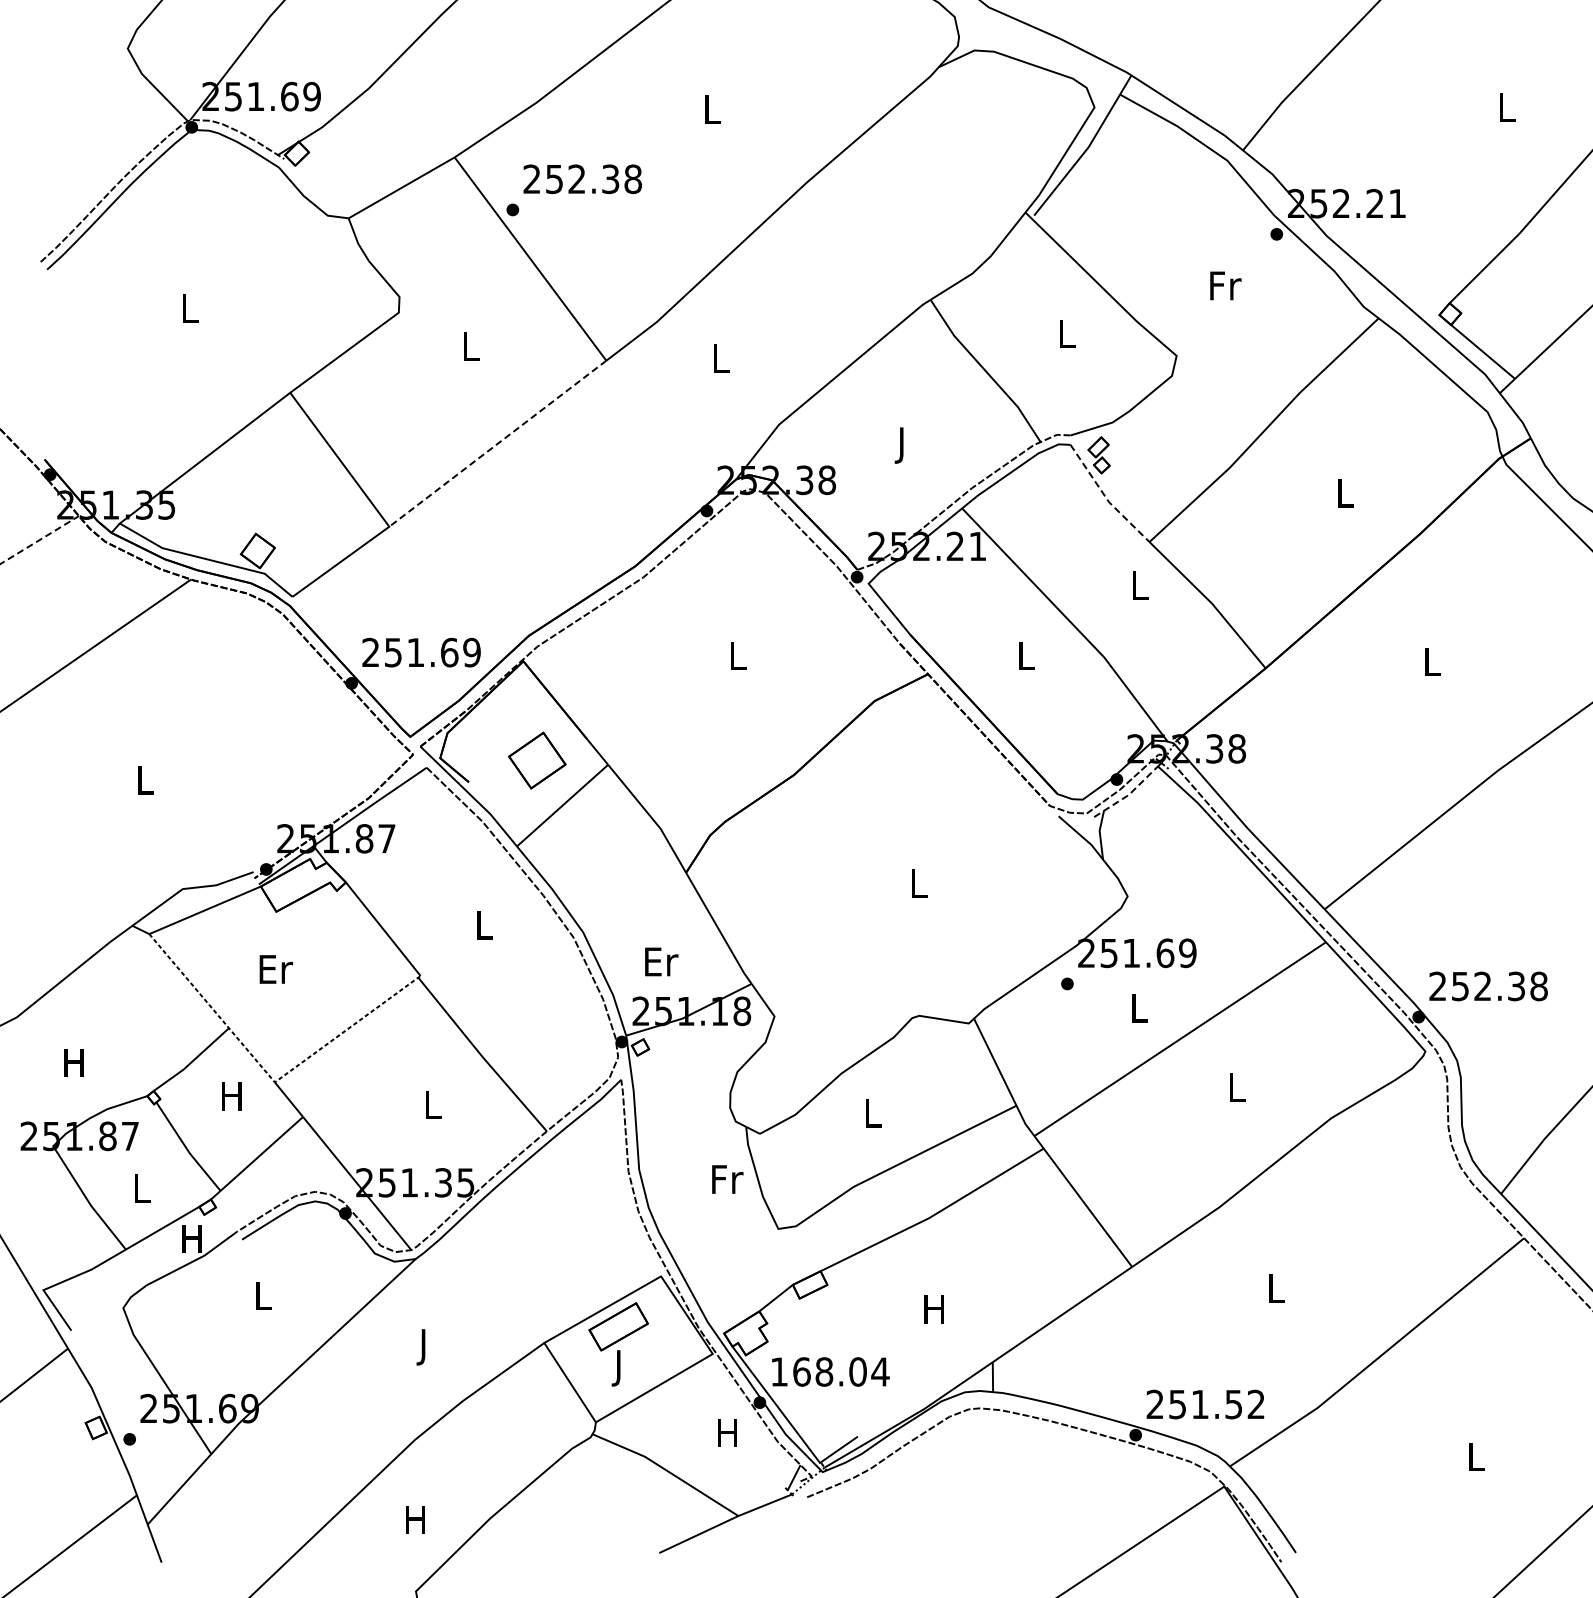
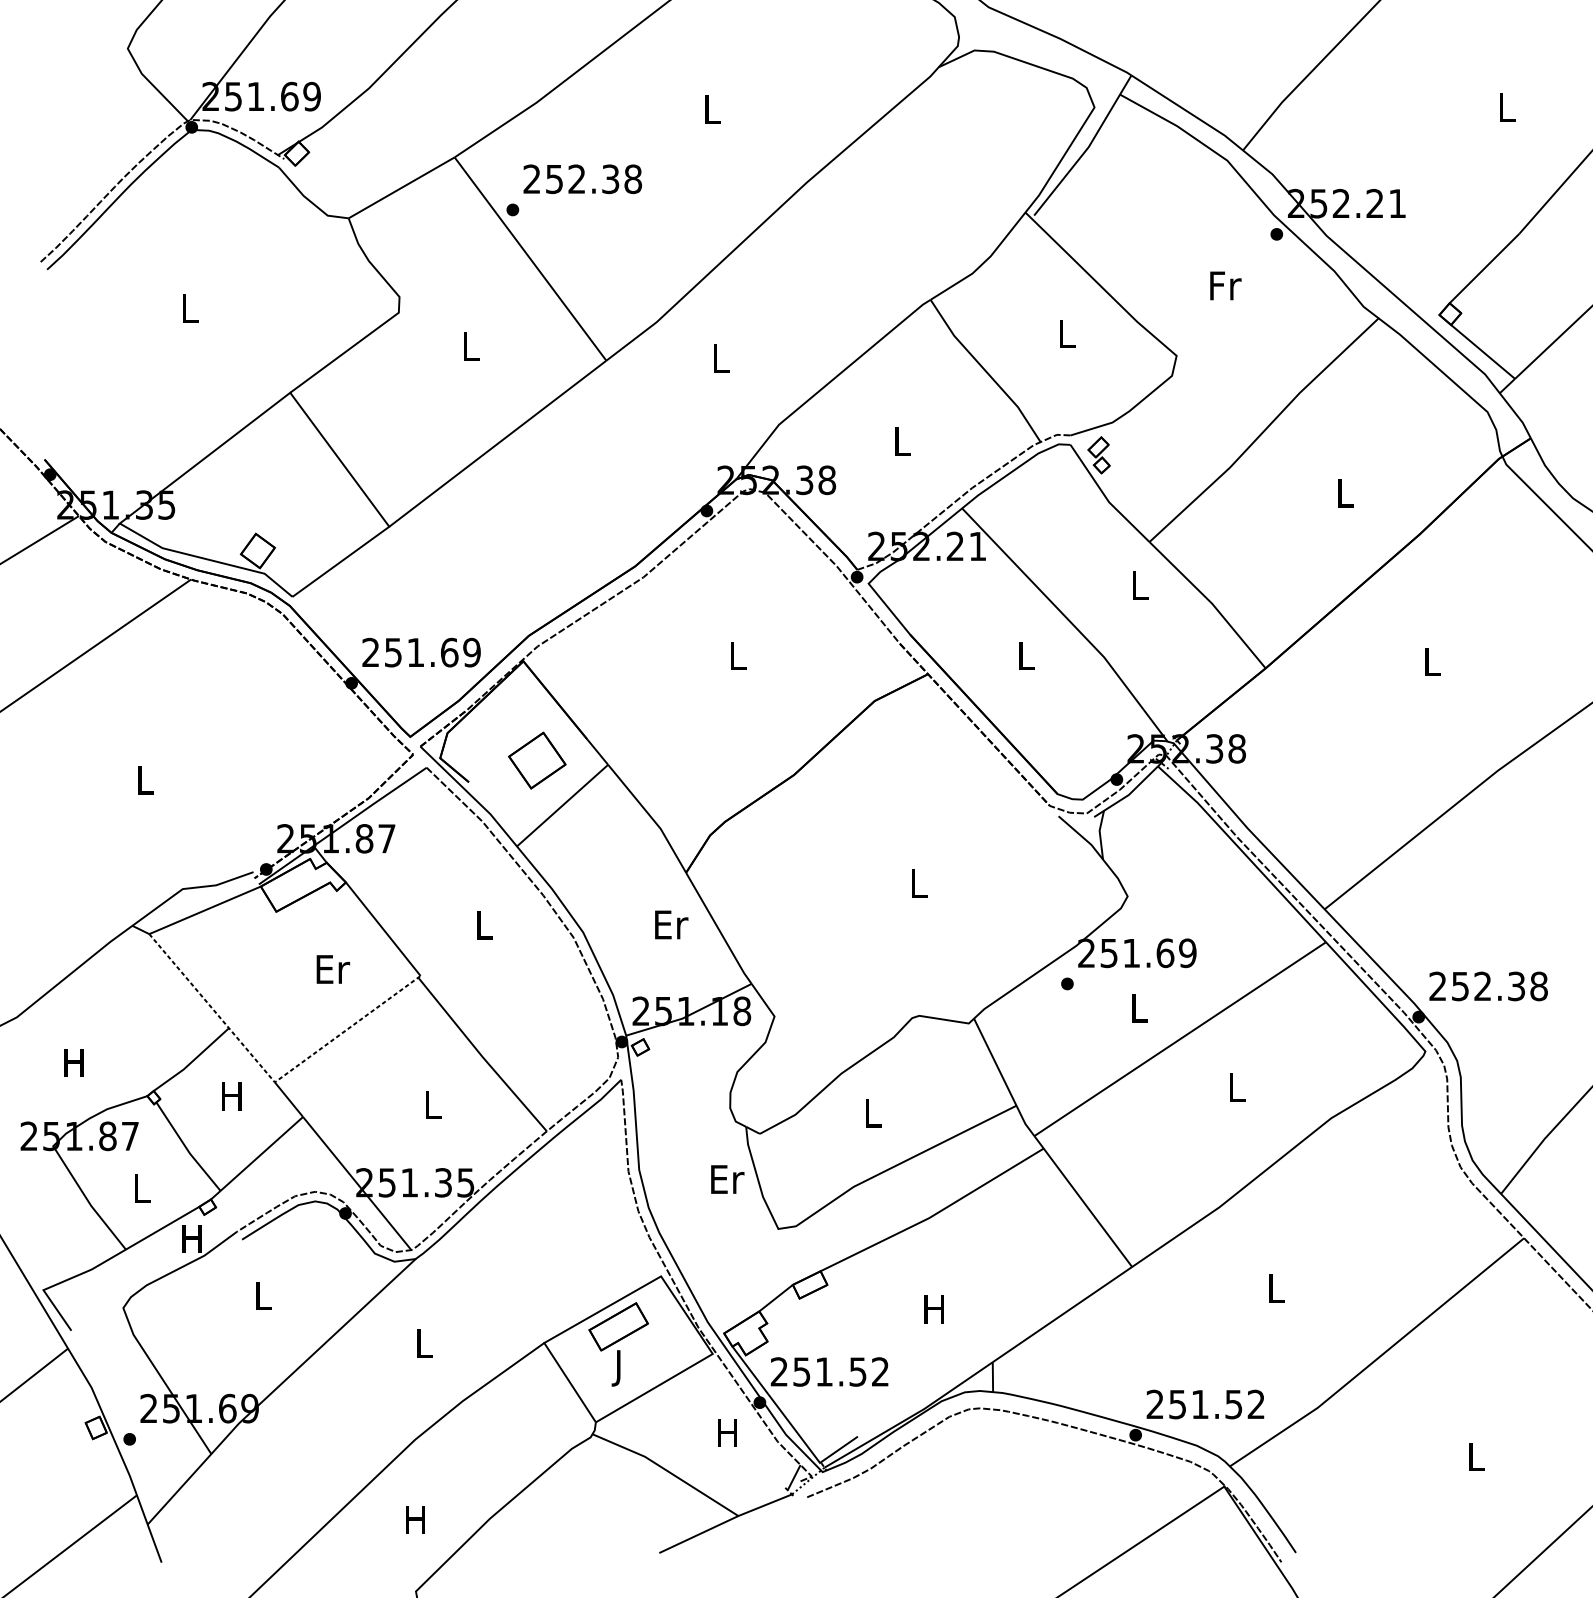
line: dashed -> solid (497, 443)
text: J -> L (902, 445)
line: dashed -> solid (1105, 497)
line: dashed -> solid (39, 539)
line: dashed -> solid (1128, 795)
text position: (661, 961) -> (671, 924) (671, 924)
text position: (275, 969) -> (332, 969) (332, 969)
text: Fr -> Er (727, 1179)
text: J -> L (424, 1347)
text: 168.04 -> 251.52 (829, 1371)
